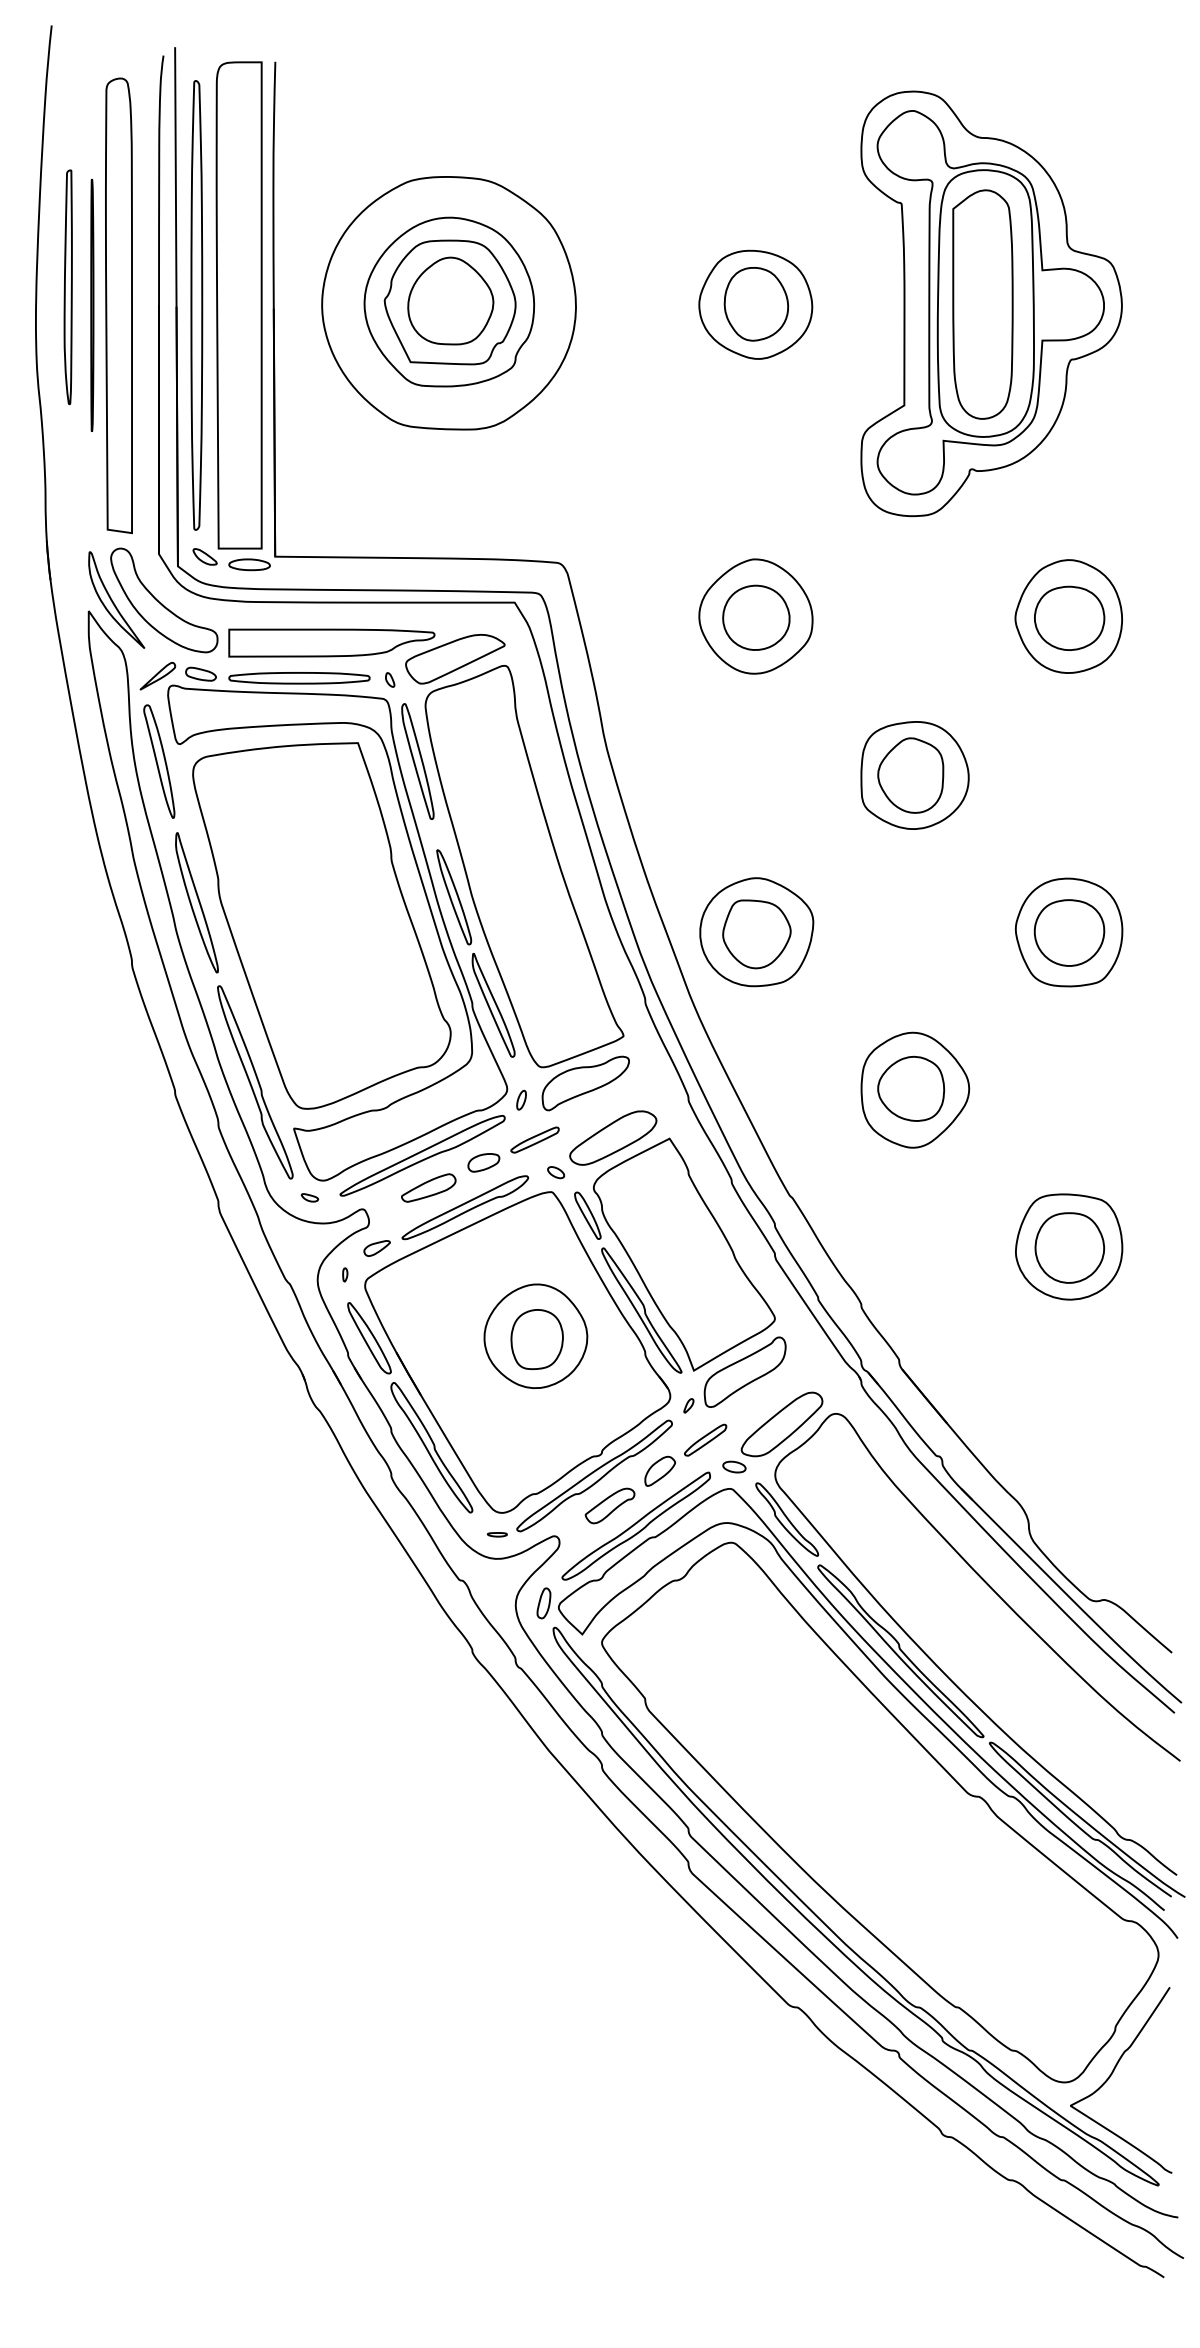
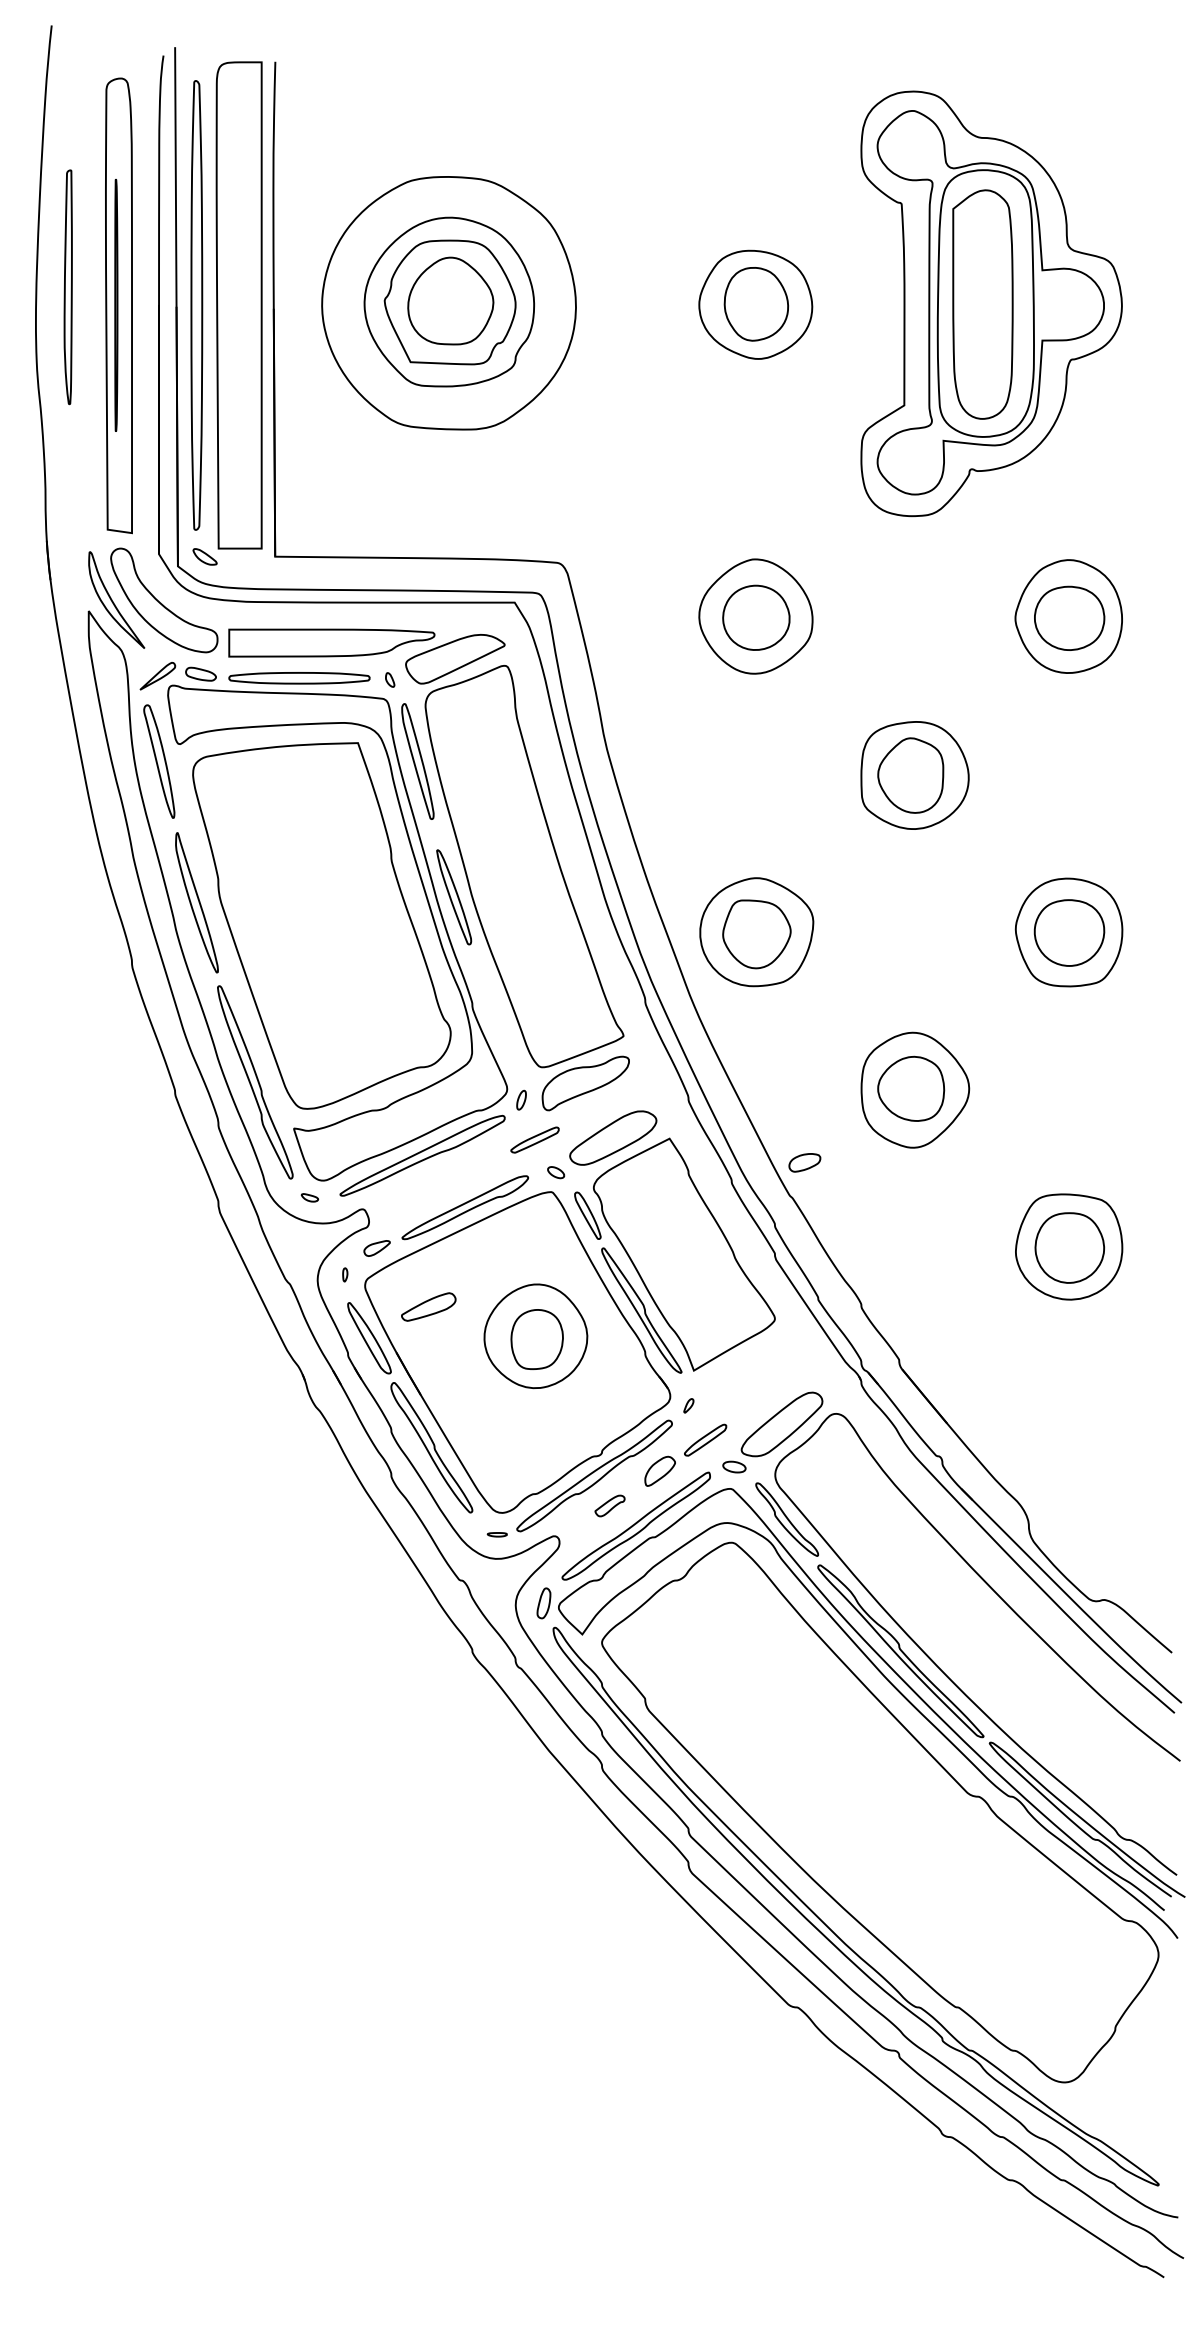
line position: (92, 305) -> (116, 305) (116, 305)
part: present -> none (249, 564)
part: present -> none (493, 1005)
part position: (483, 1162) -> (804, 1162) (804, 1162)
part position: (428, 1187) -> (428, 1306) (428, 1306)
part: present -> none (744, 1371)
part size: 52x38 px -> 32x24 px (609, 1505)
curve: present -> none (1112, 2074)
